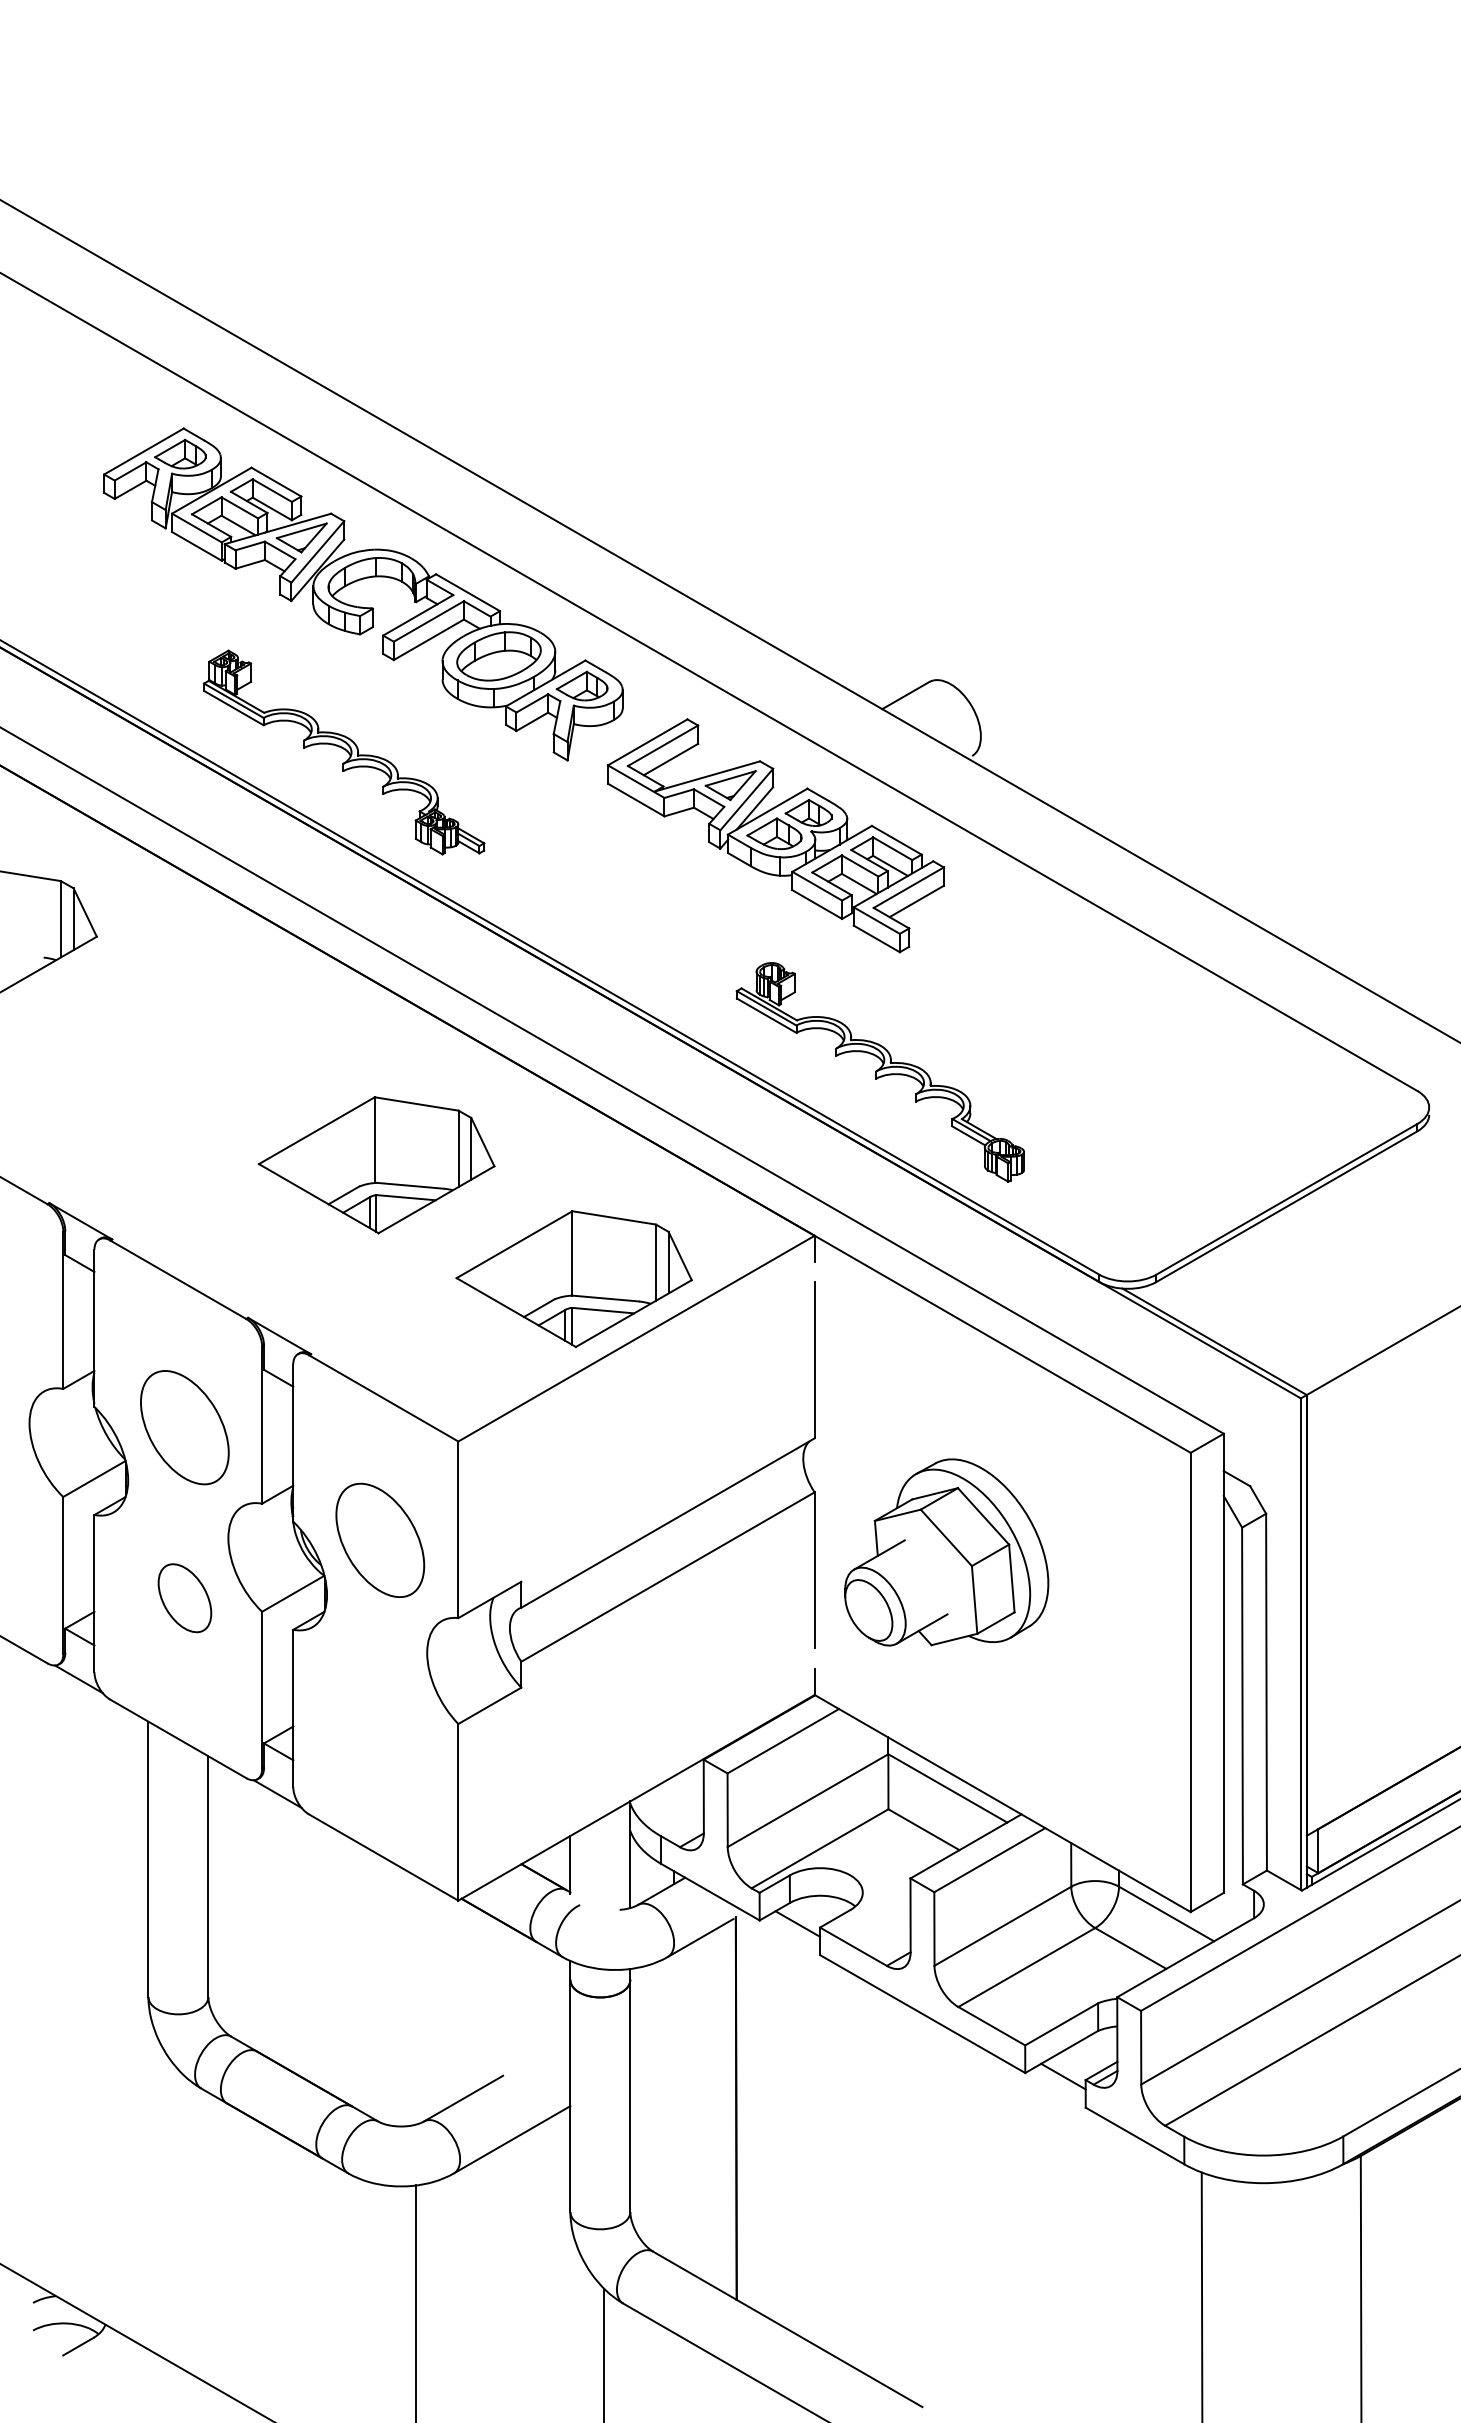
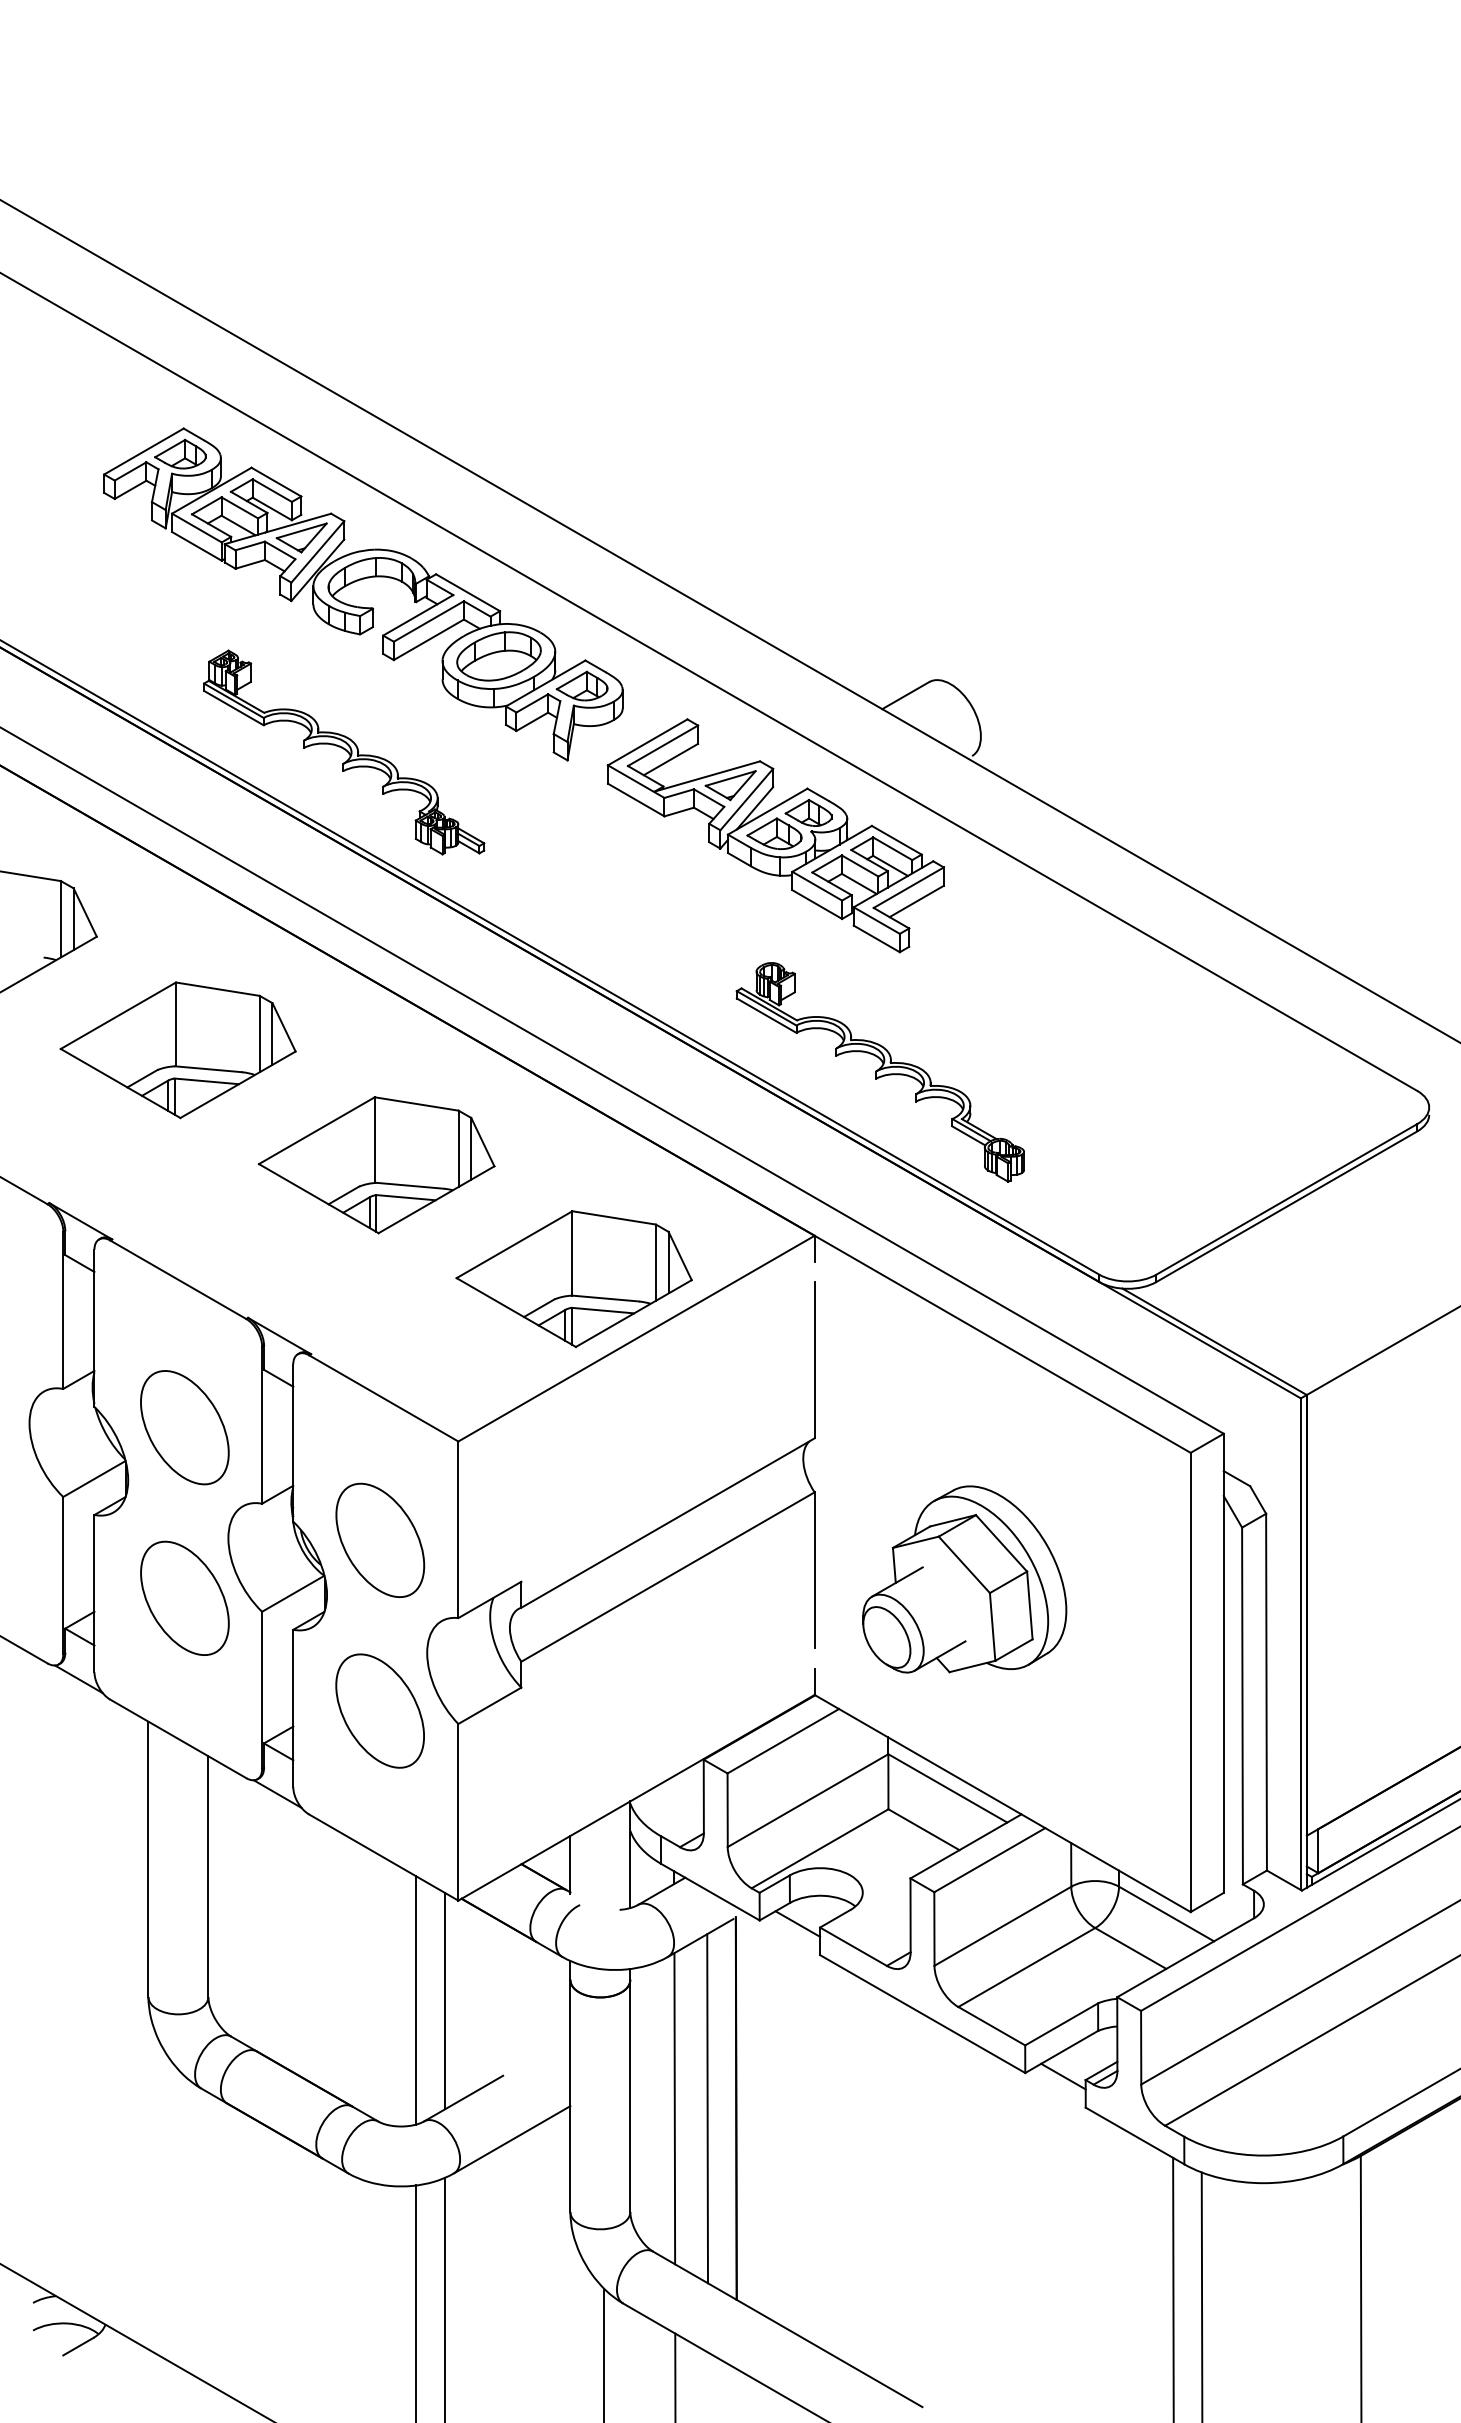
part: none -> present (177, 1050)
part position: (946, 1552) -> (964, 1579) (964, 1579)
part size: 56x71 px -> 90x116 px (184, 1597)
part: none -> present (379, 1710)
line: none -> present (416, 2000)
line: none -> present (444, 2000)
line: none -> present (674, 2108)
line: none -> present (707, 2108)
line: none -> present (1173, 2288)
line: none -> present (444, 2298)
line: none -> present (675, 2376)
